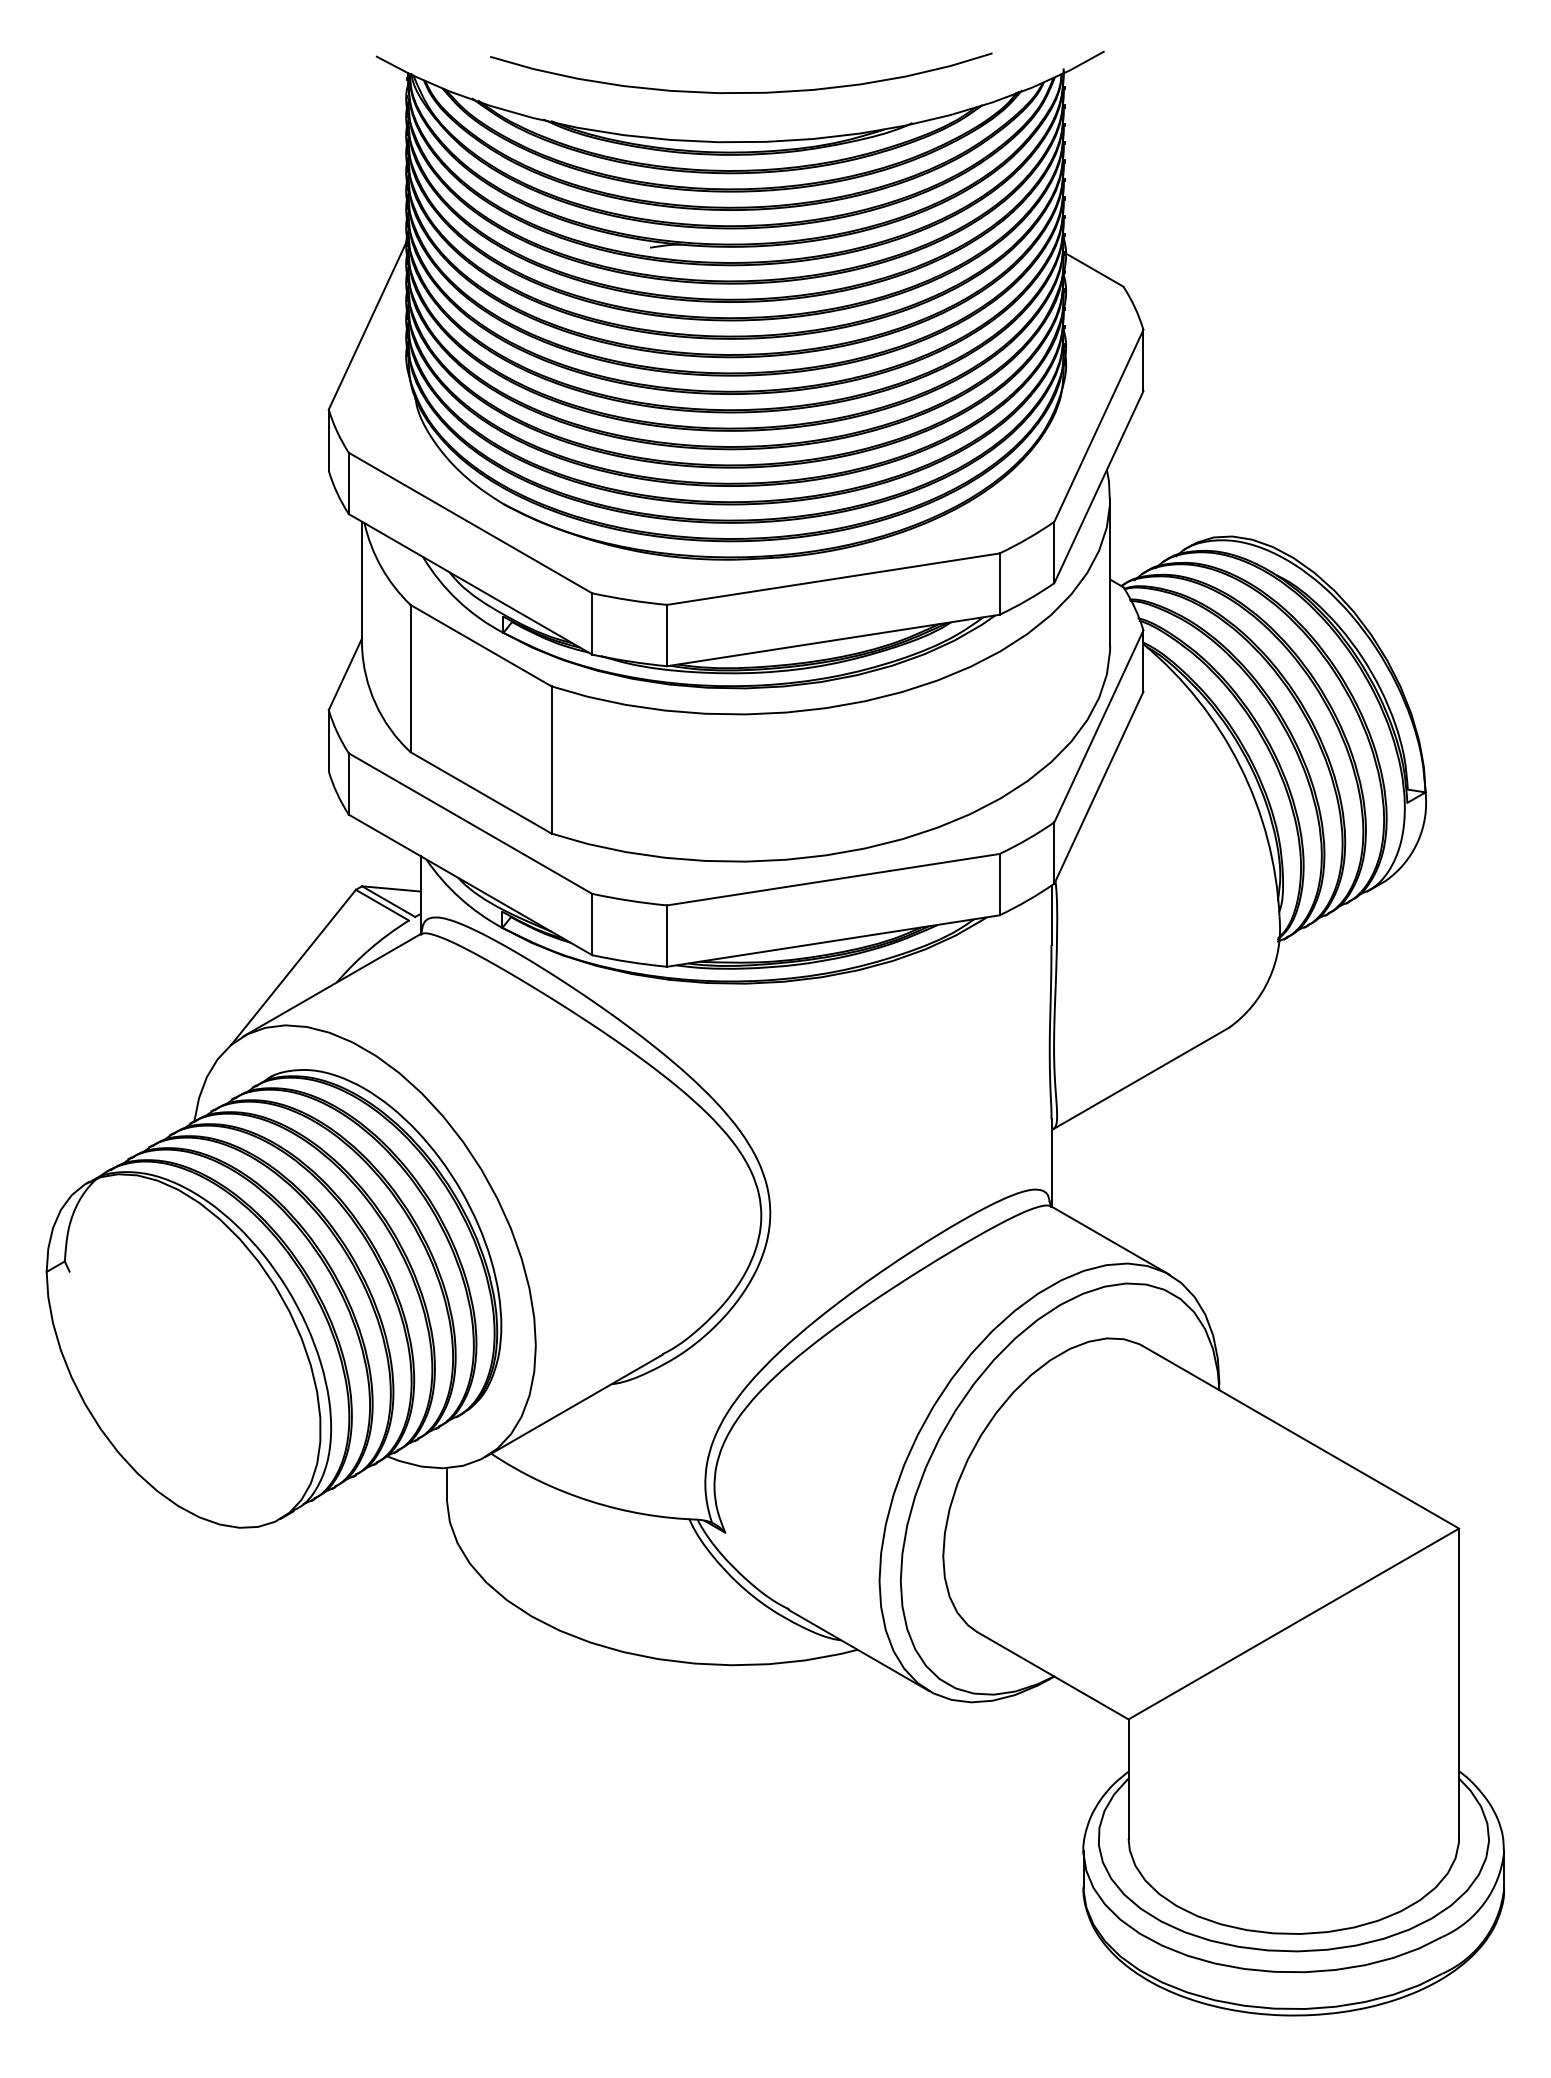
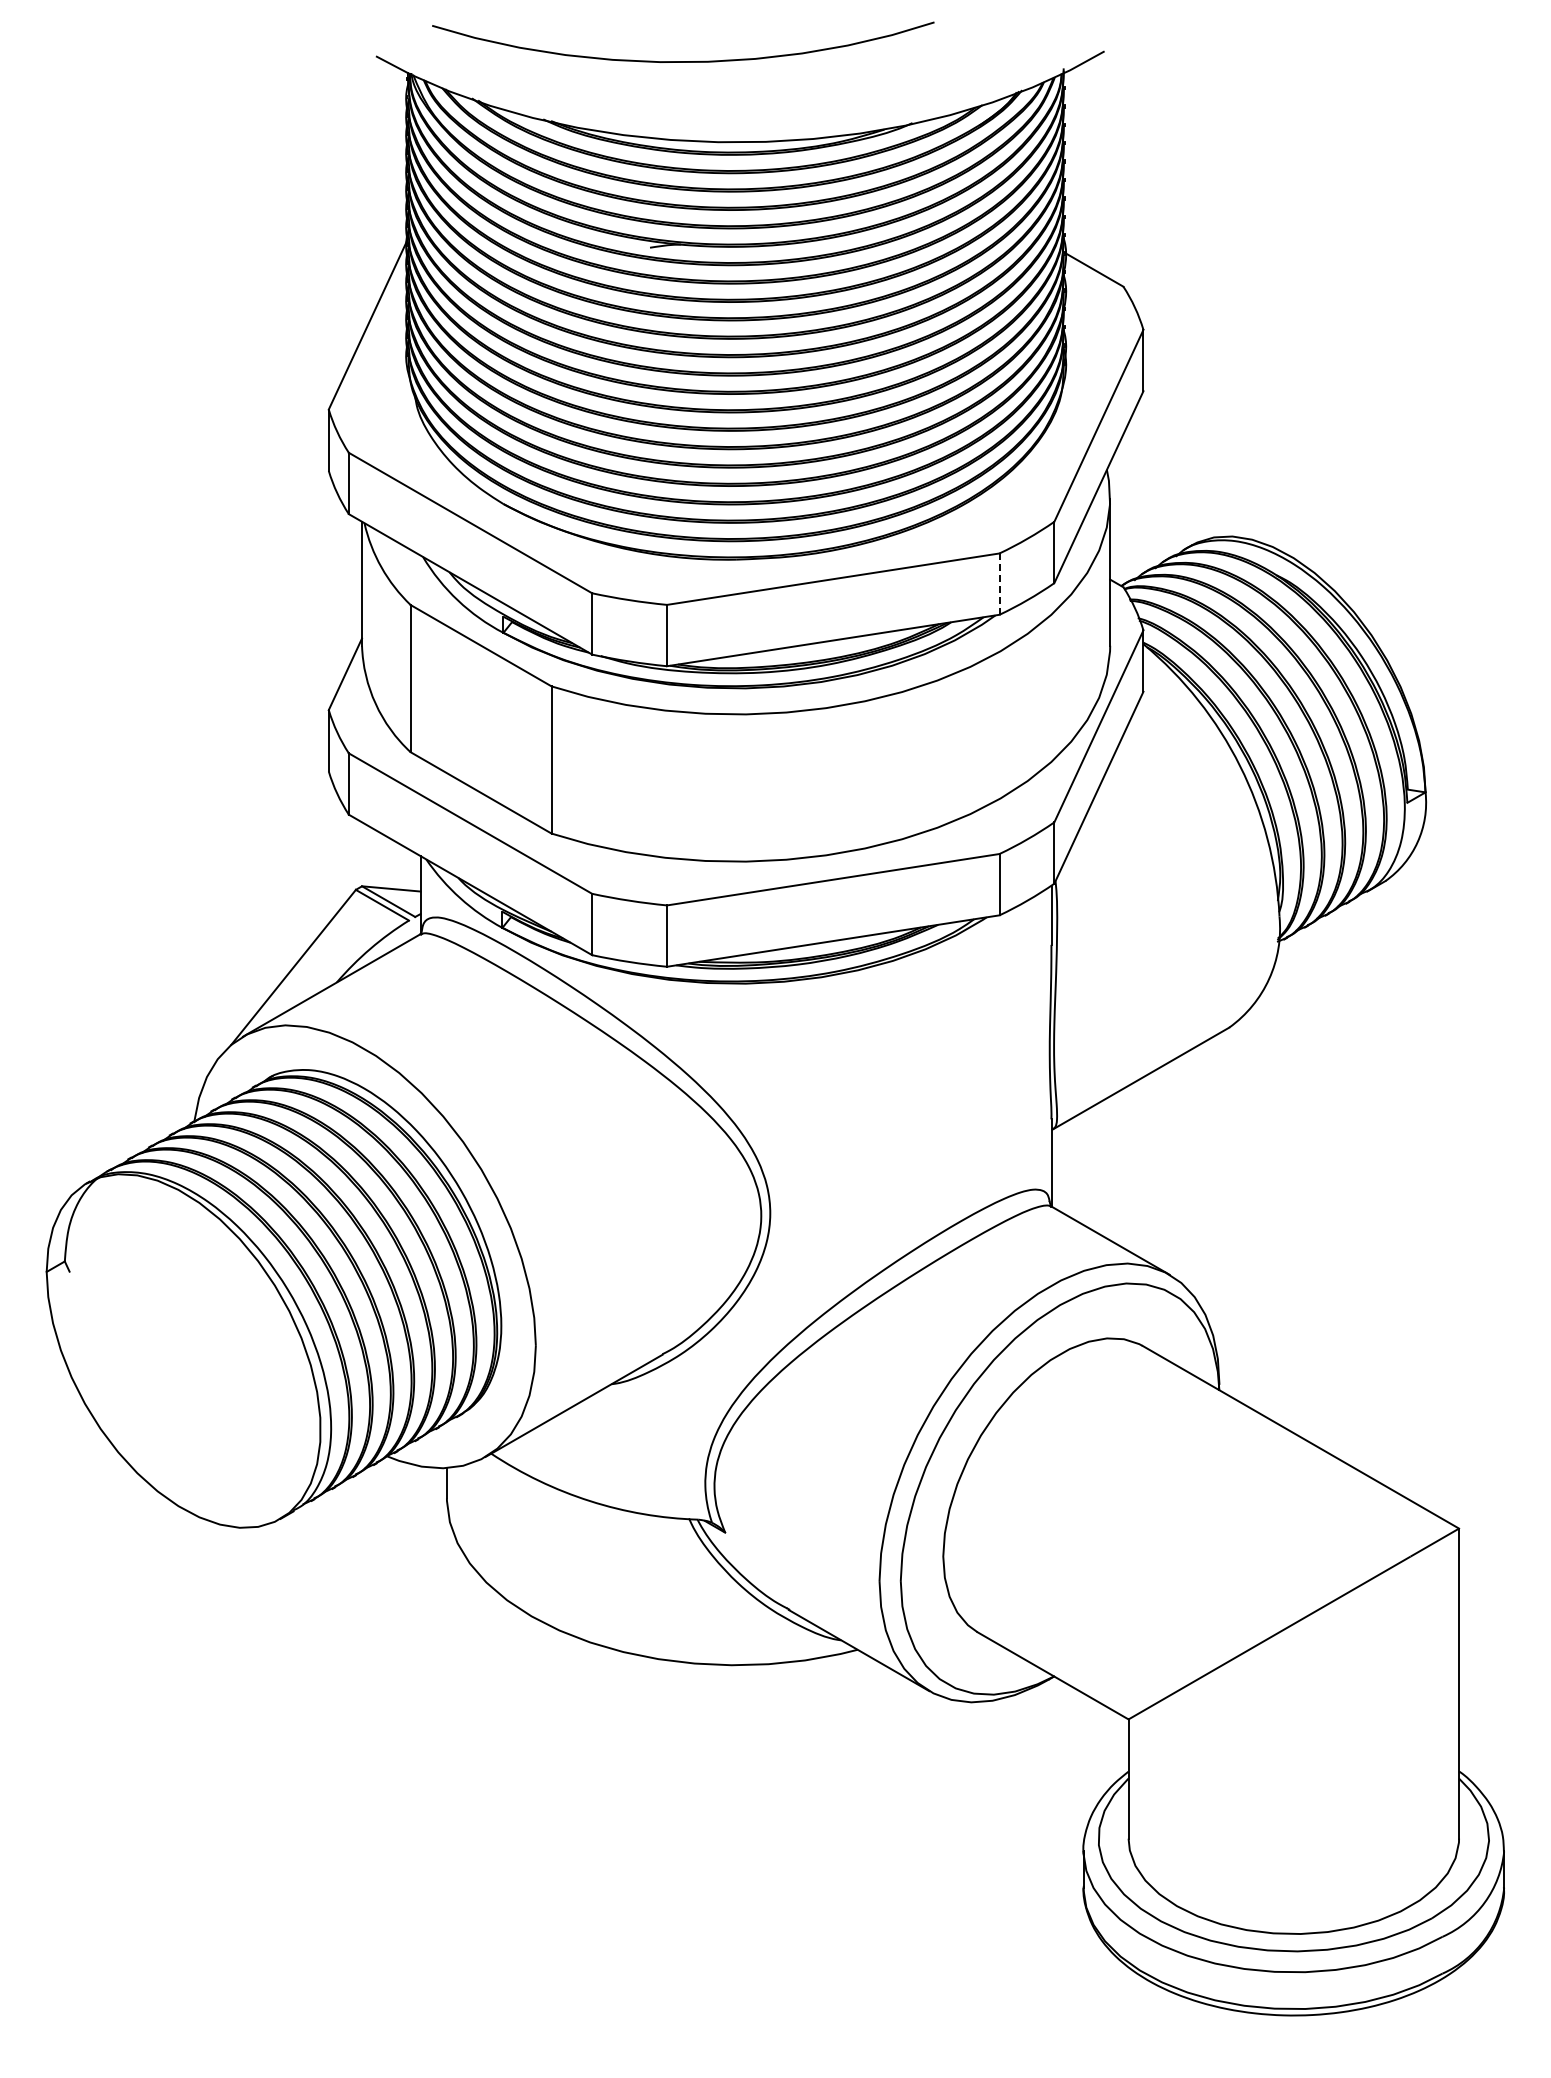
curve position: (741, 92) -> (683, 61) (683, 61)
line: solid -> dashed (999, 584)
